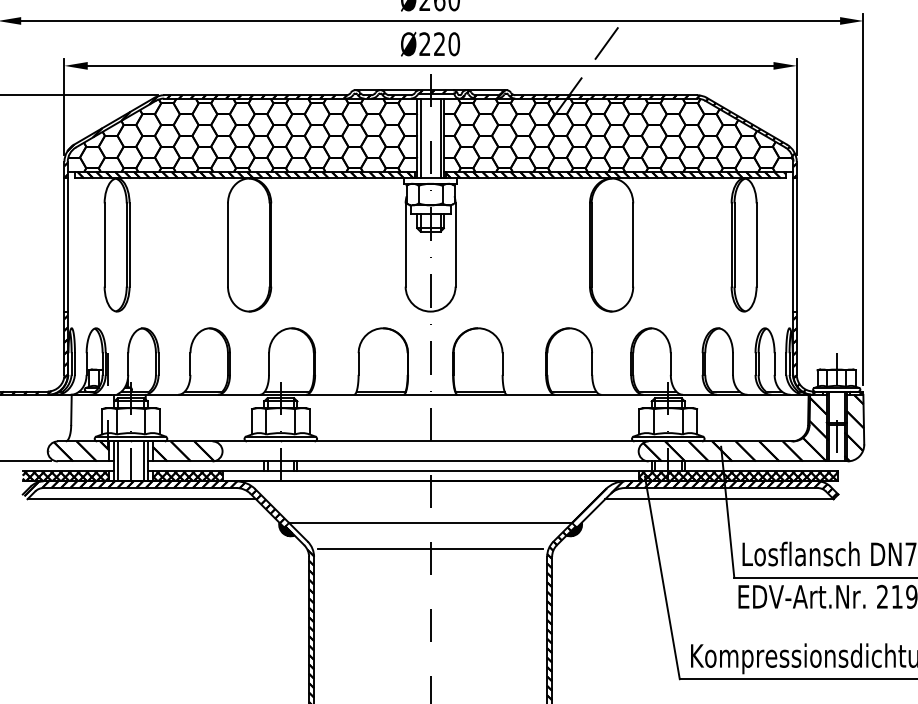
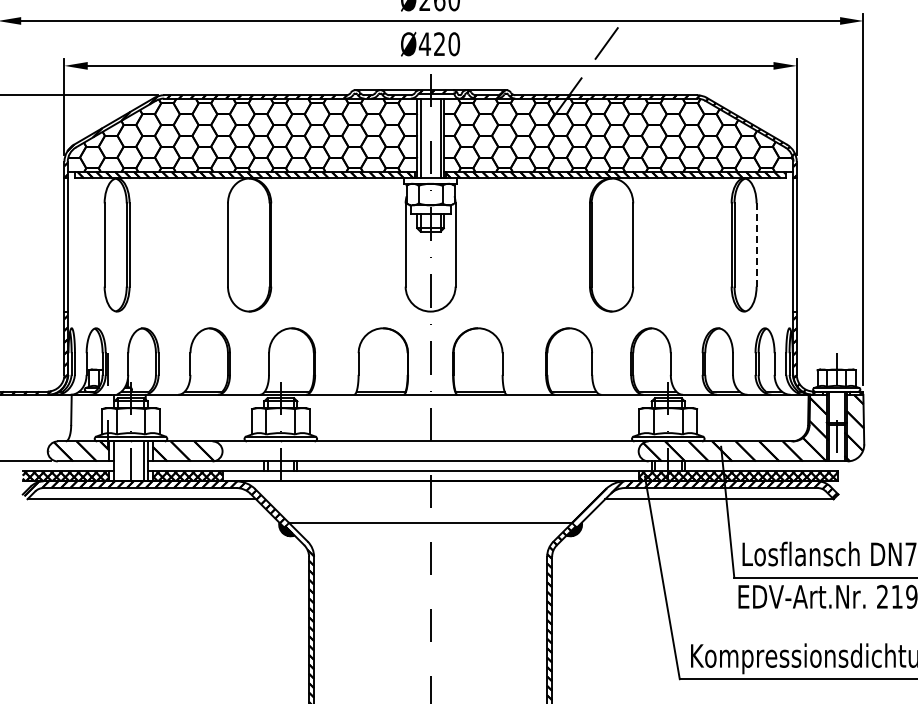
text: Ø220 -> Ø420 (424, 43)
line: solid -> dashed (756, 245)
line: present -> none (117, 461)
line: present -> none (430, 548)
